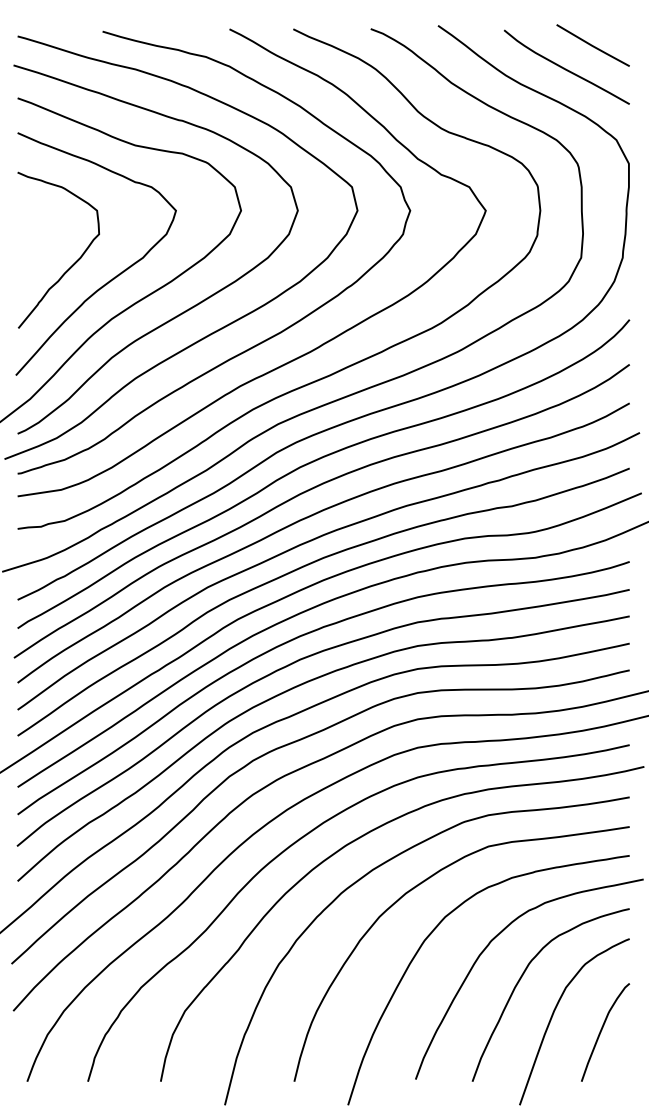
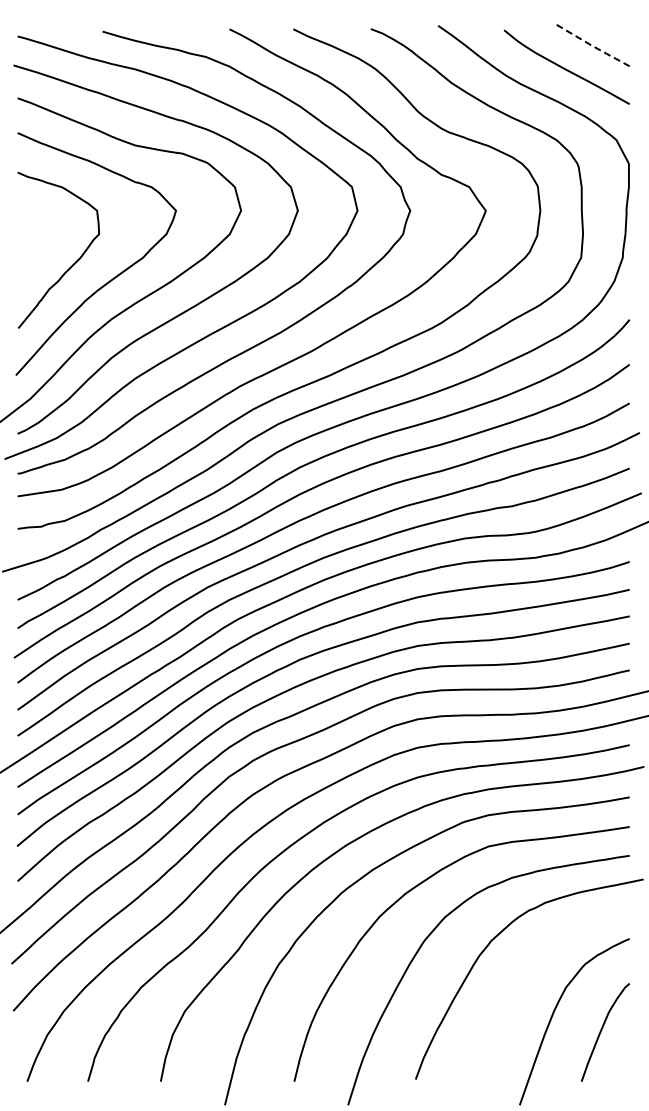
line: solid -> dashed (592, 45)
curve: present -> none (522, 977)
